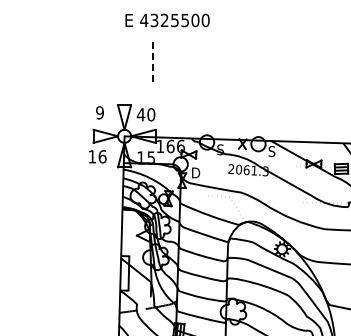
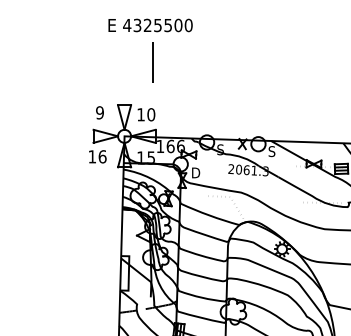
text position: (167, 20) -> (150, 25) (150, 25)
line: dashed -> solid (152, 62)
text: 40 -> 10 (140, 114)
